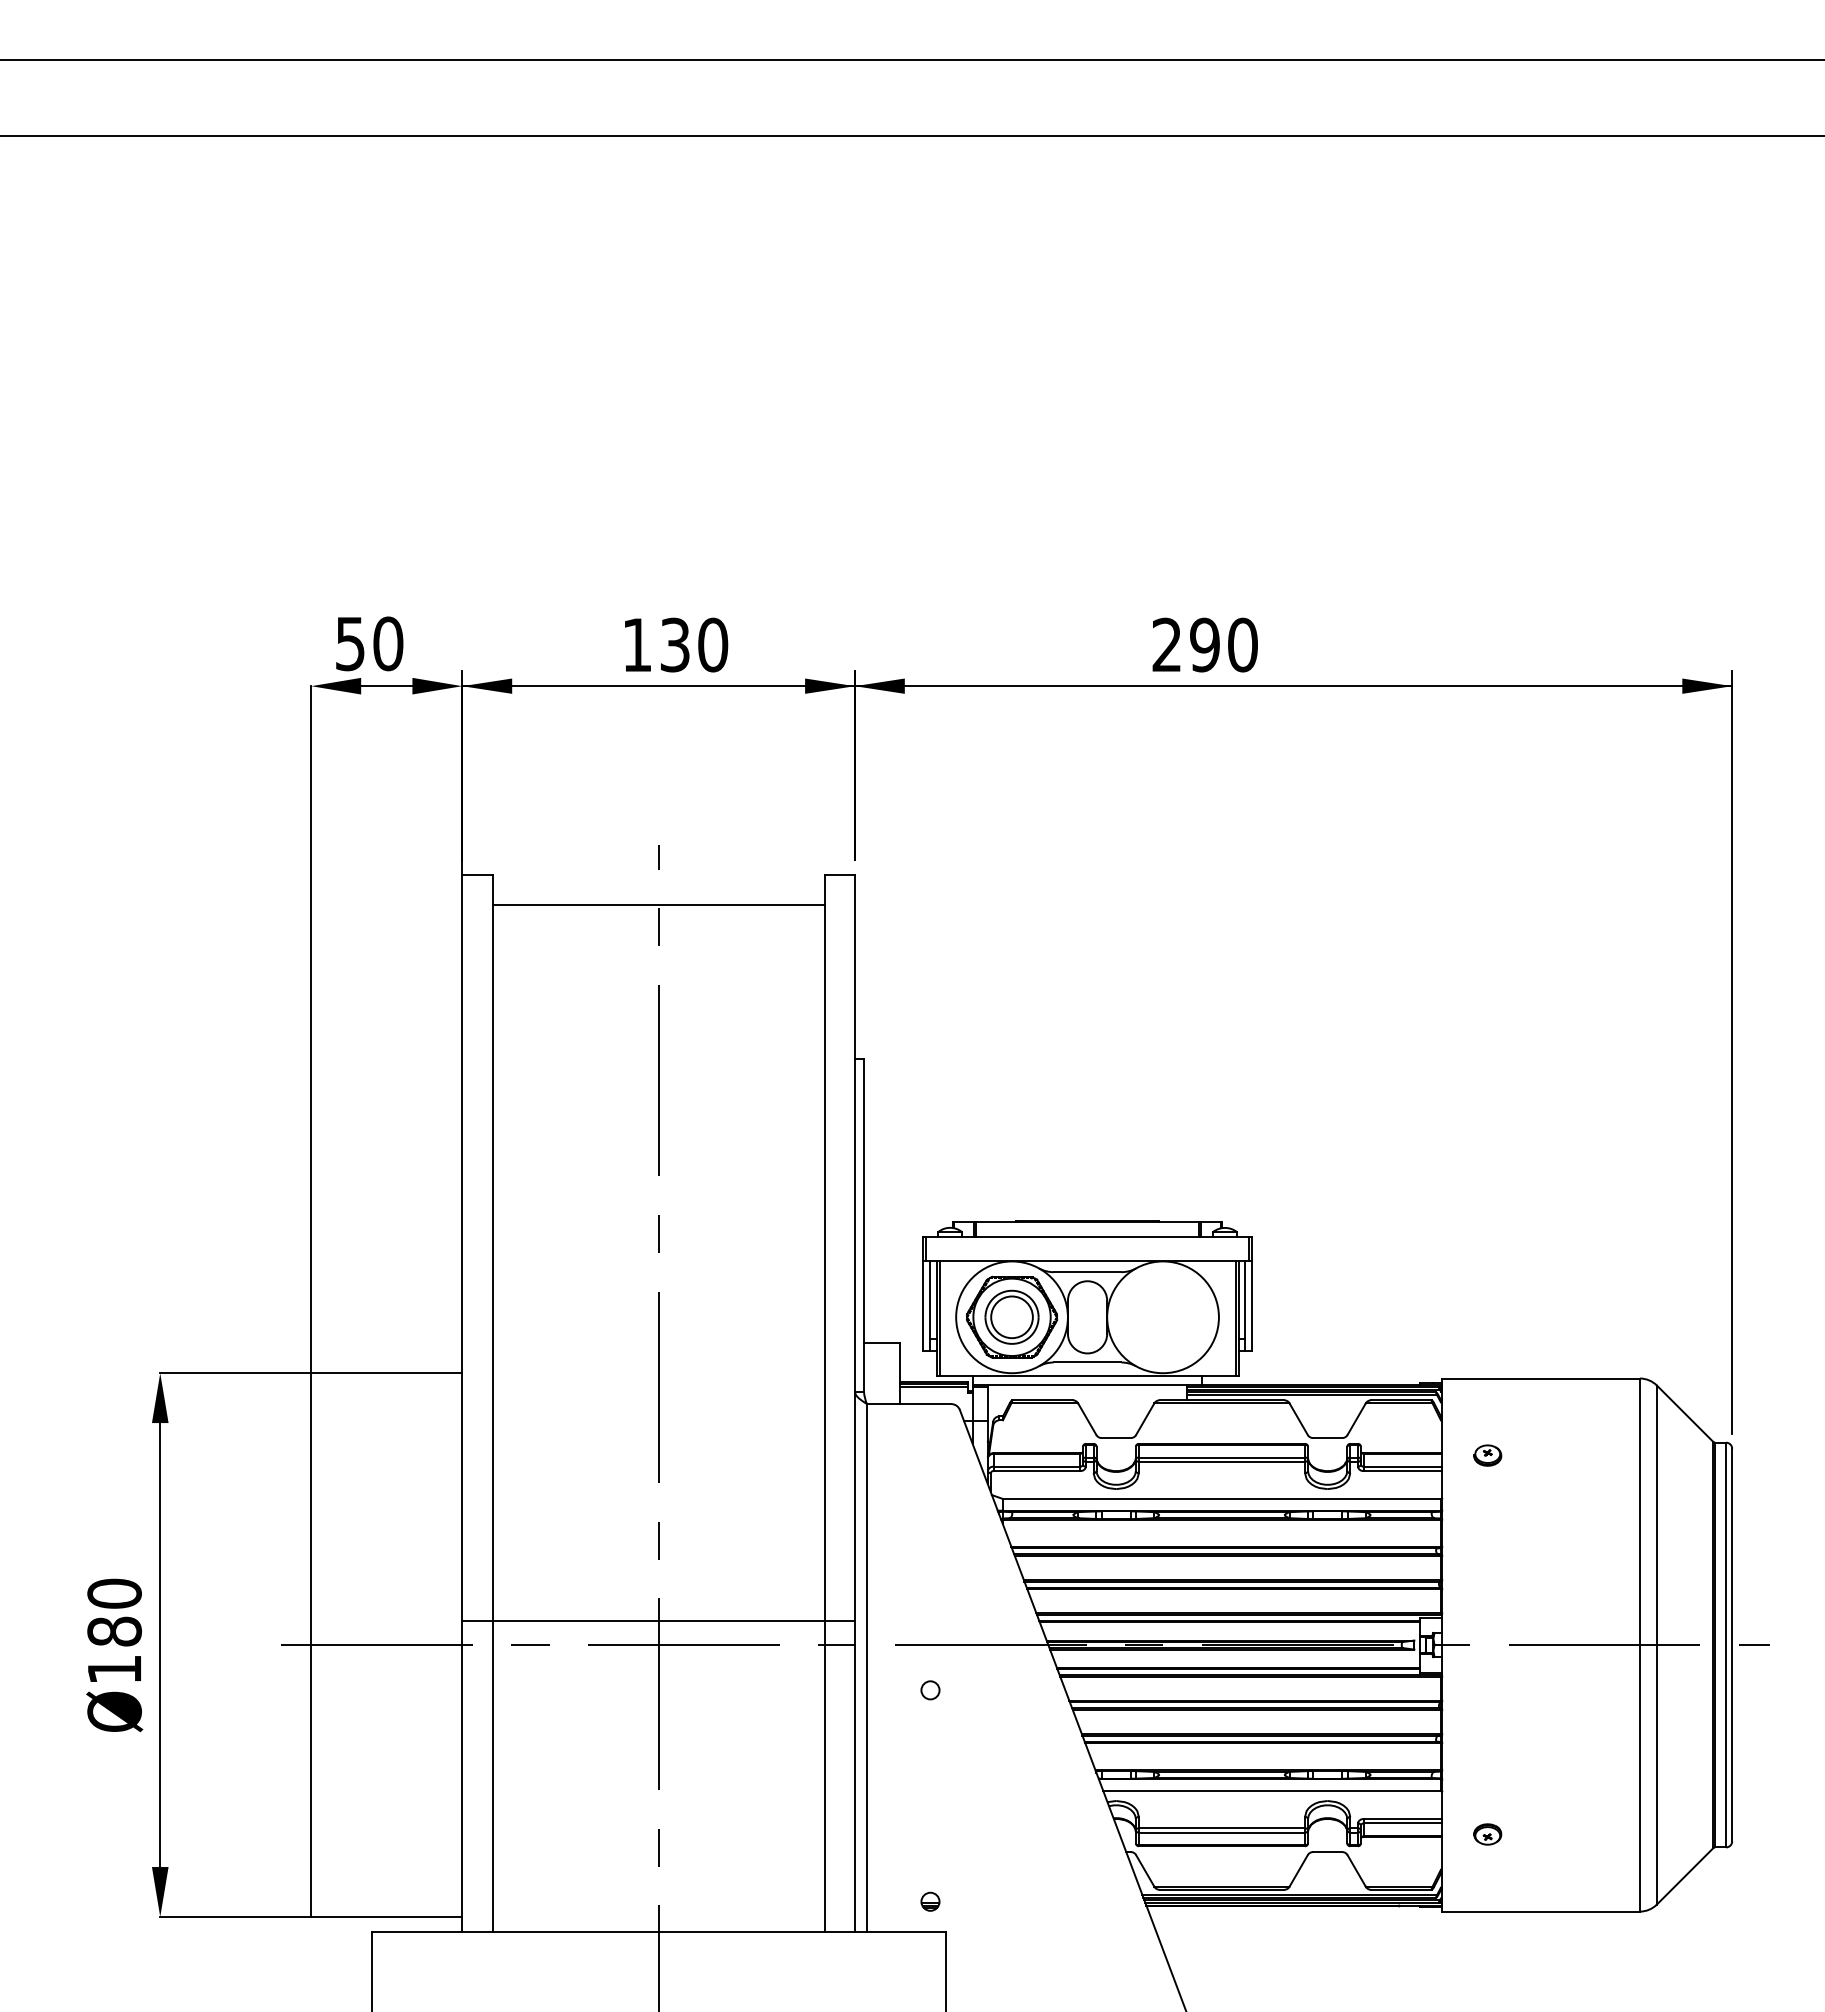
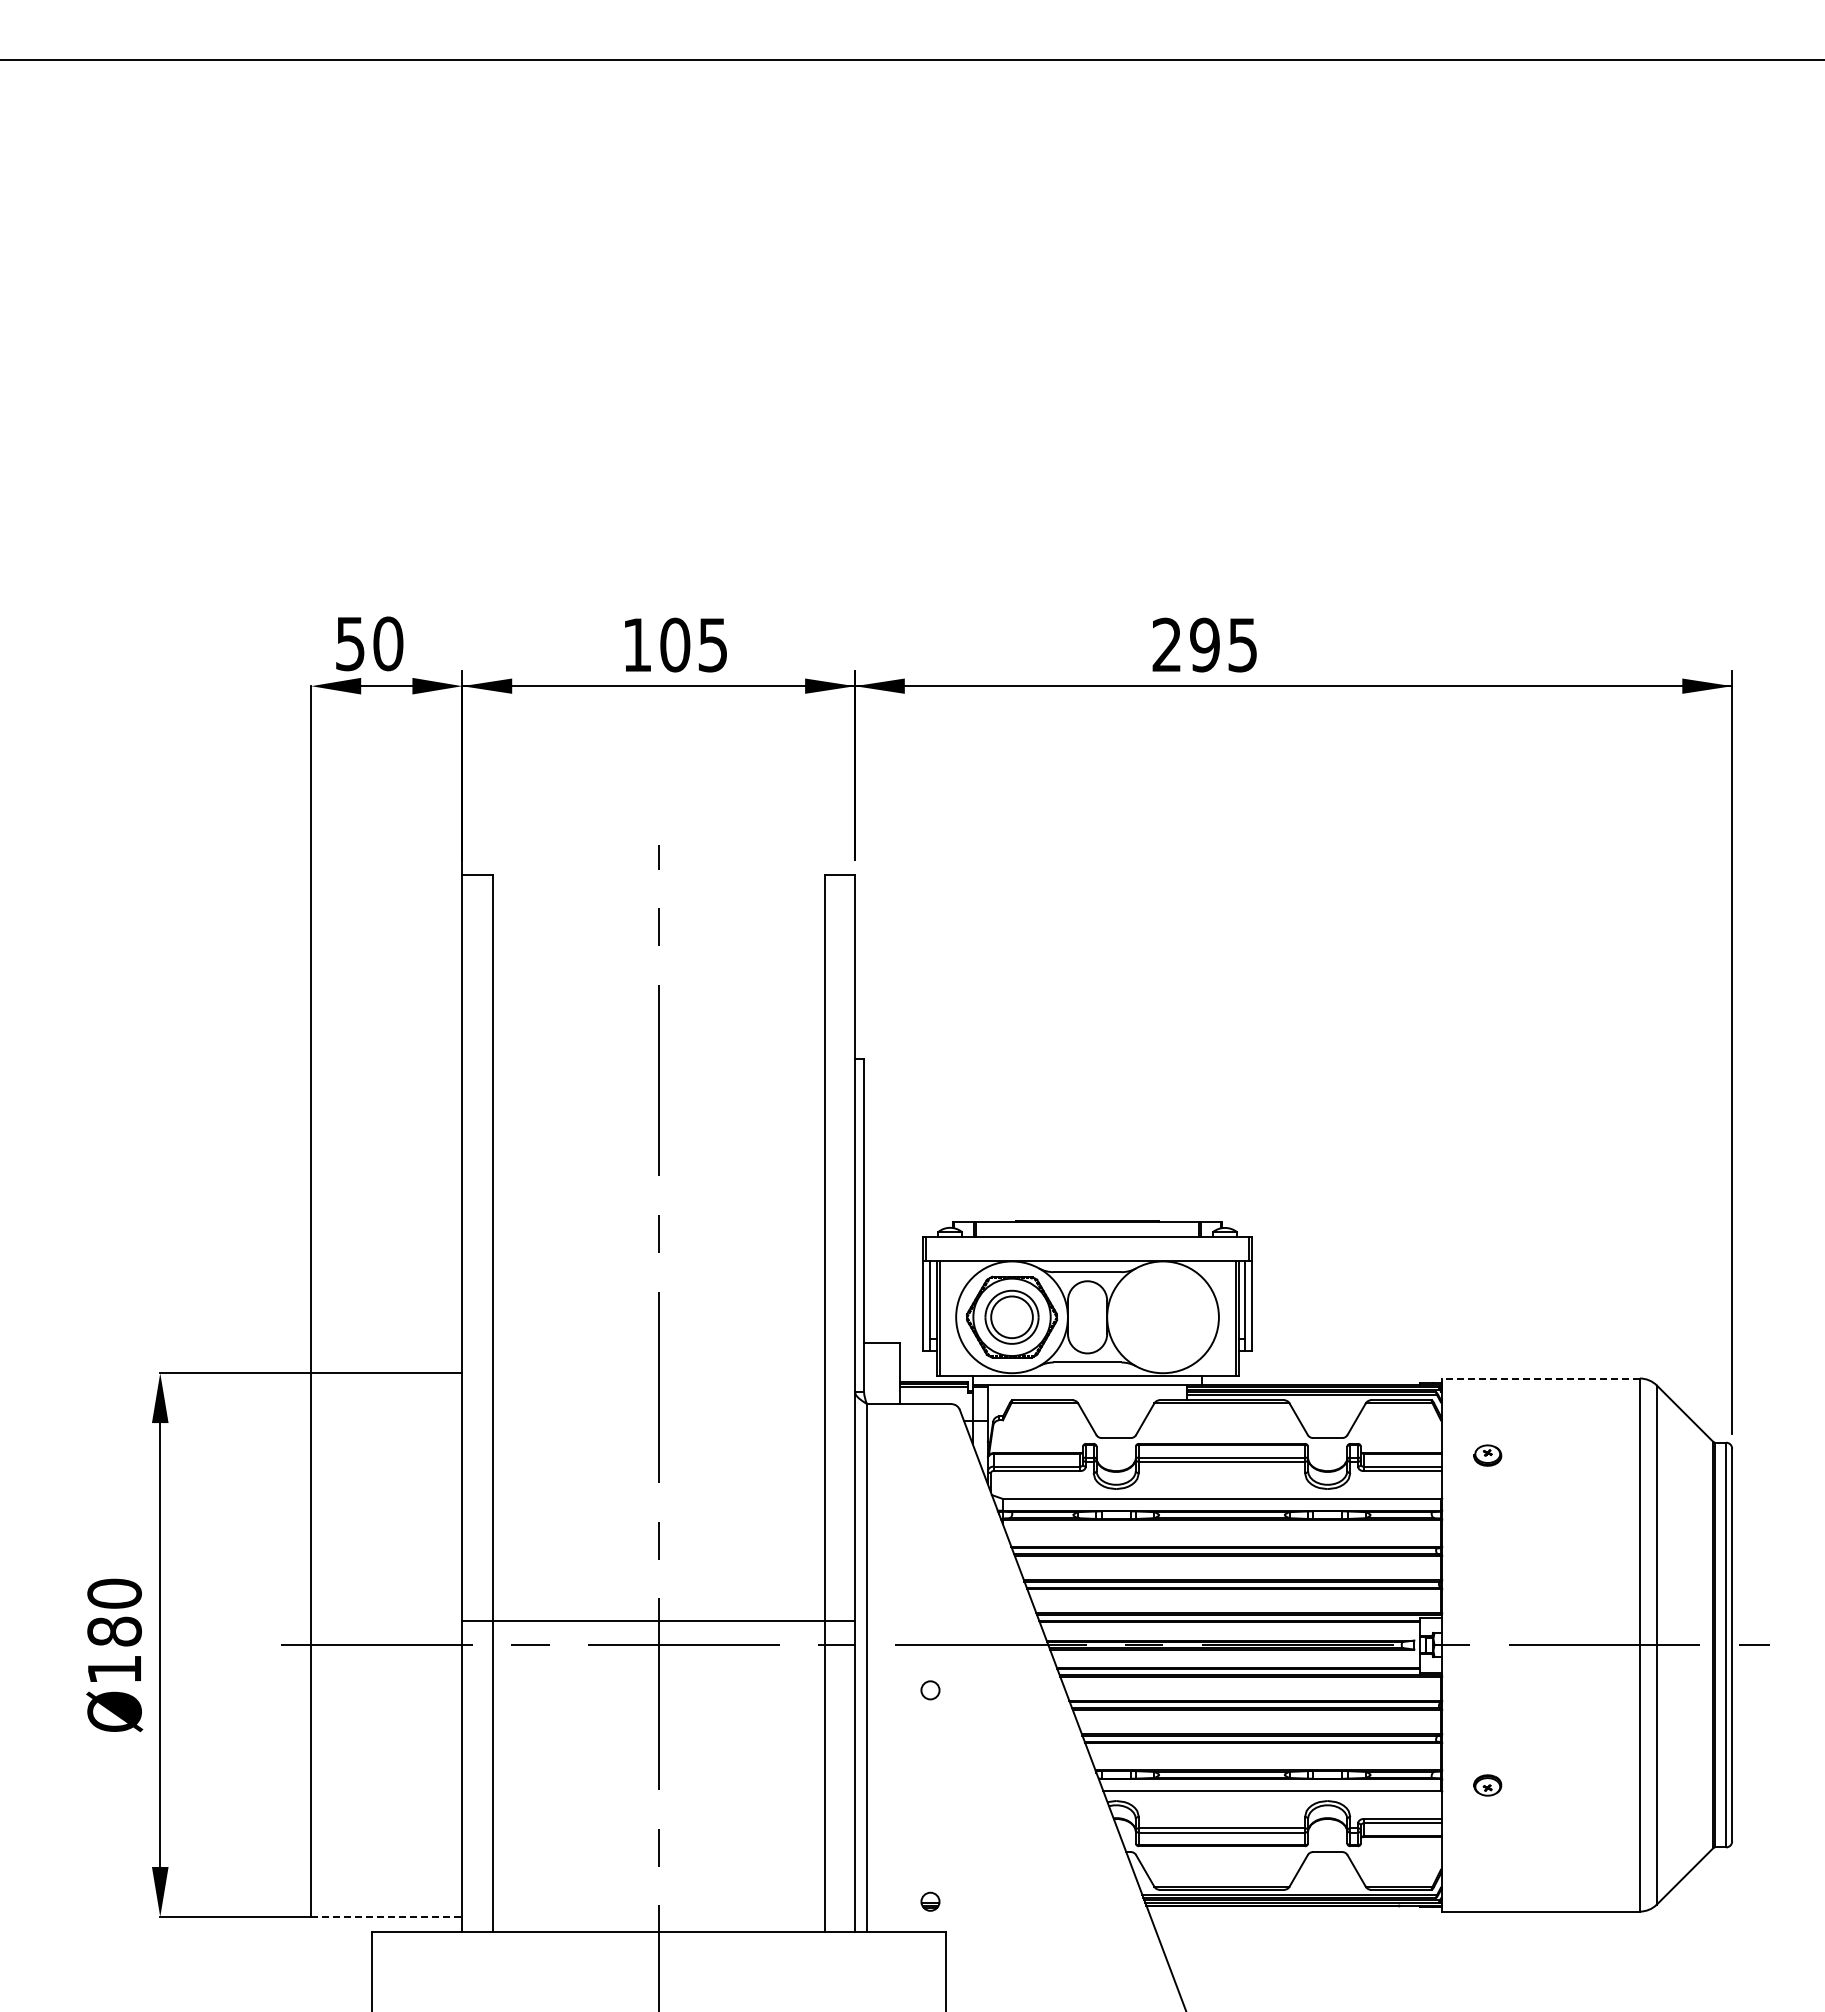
line: present -> none (911, 135)
text: 130 -> 105 (694, 644)
text: 290 -> 295 (1242, 644)
line: present -> none (658, 905)
line: solid -> dashed (1541, 1378)
part position: (1487, 1834) -> (1487, 1785) (1487, 1785)
line: solid -> dashed (386, 1916)
